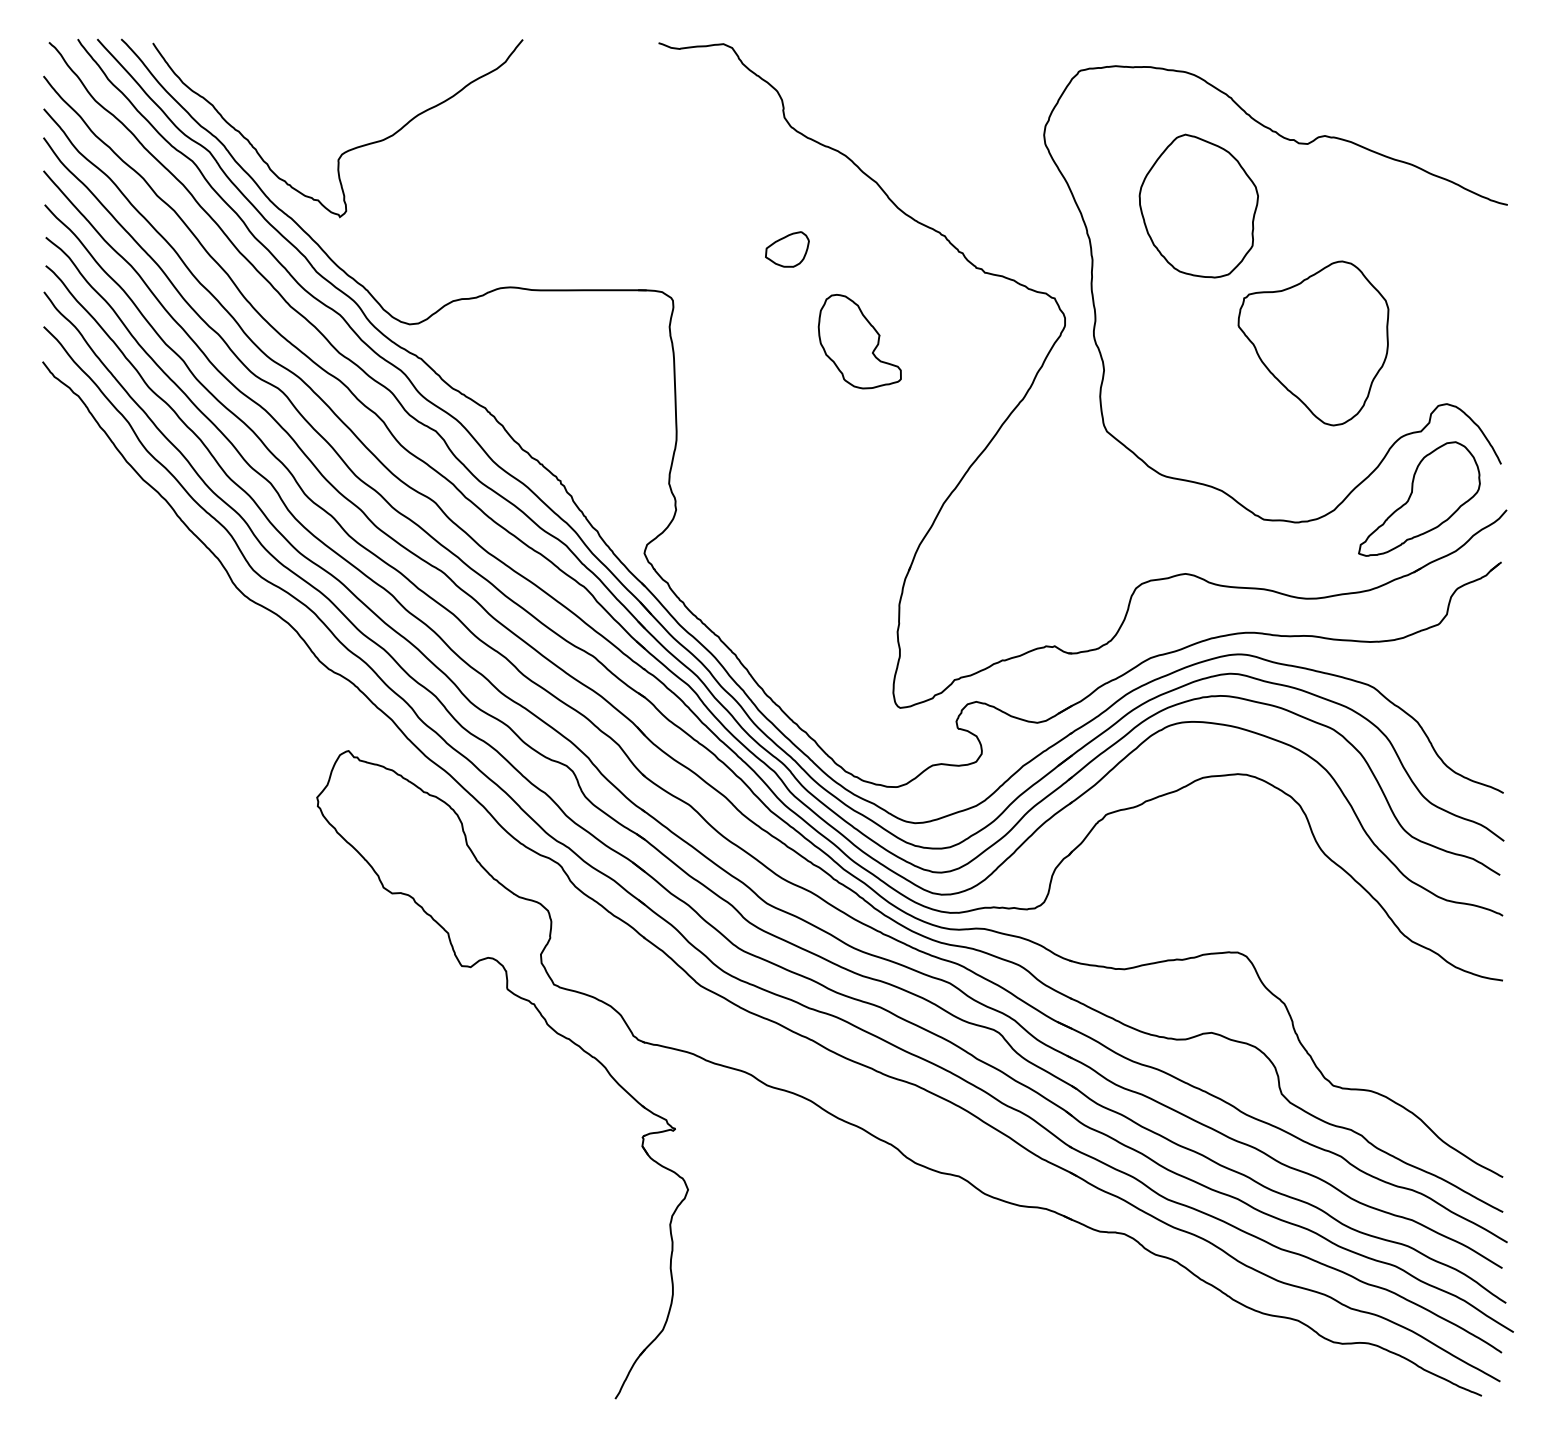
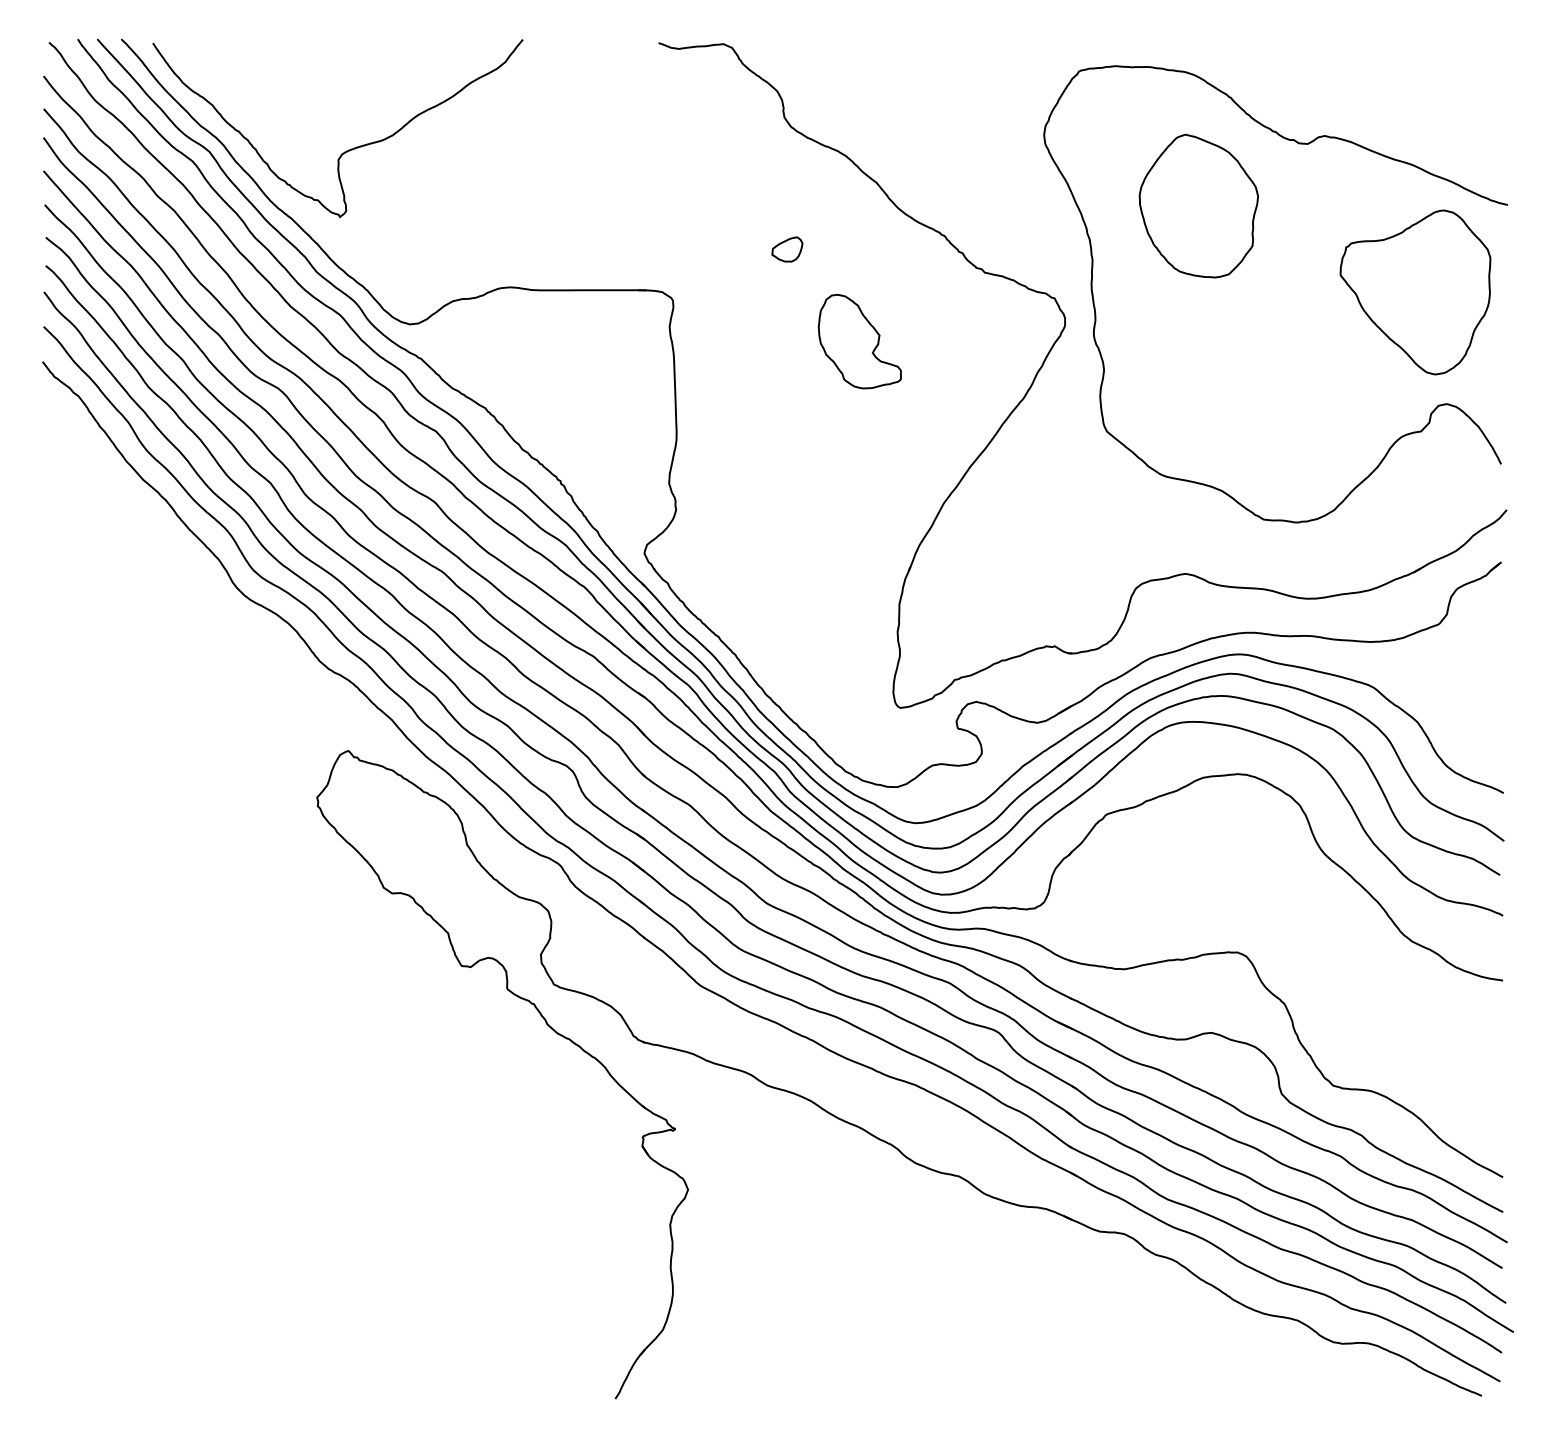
part size: 45x37 px -> 33x27 px (787, 249)
part position: (1313, 343) -> (1415, 292) (1415, 292)
part: present -> none (1419, 498)
